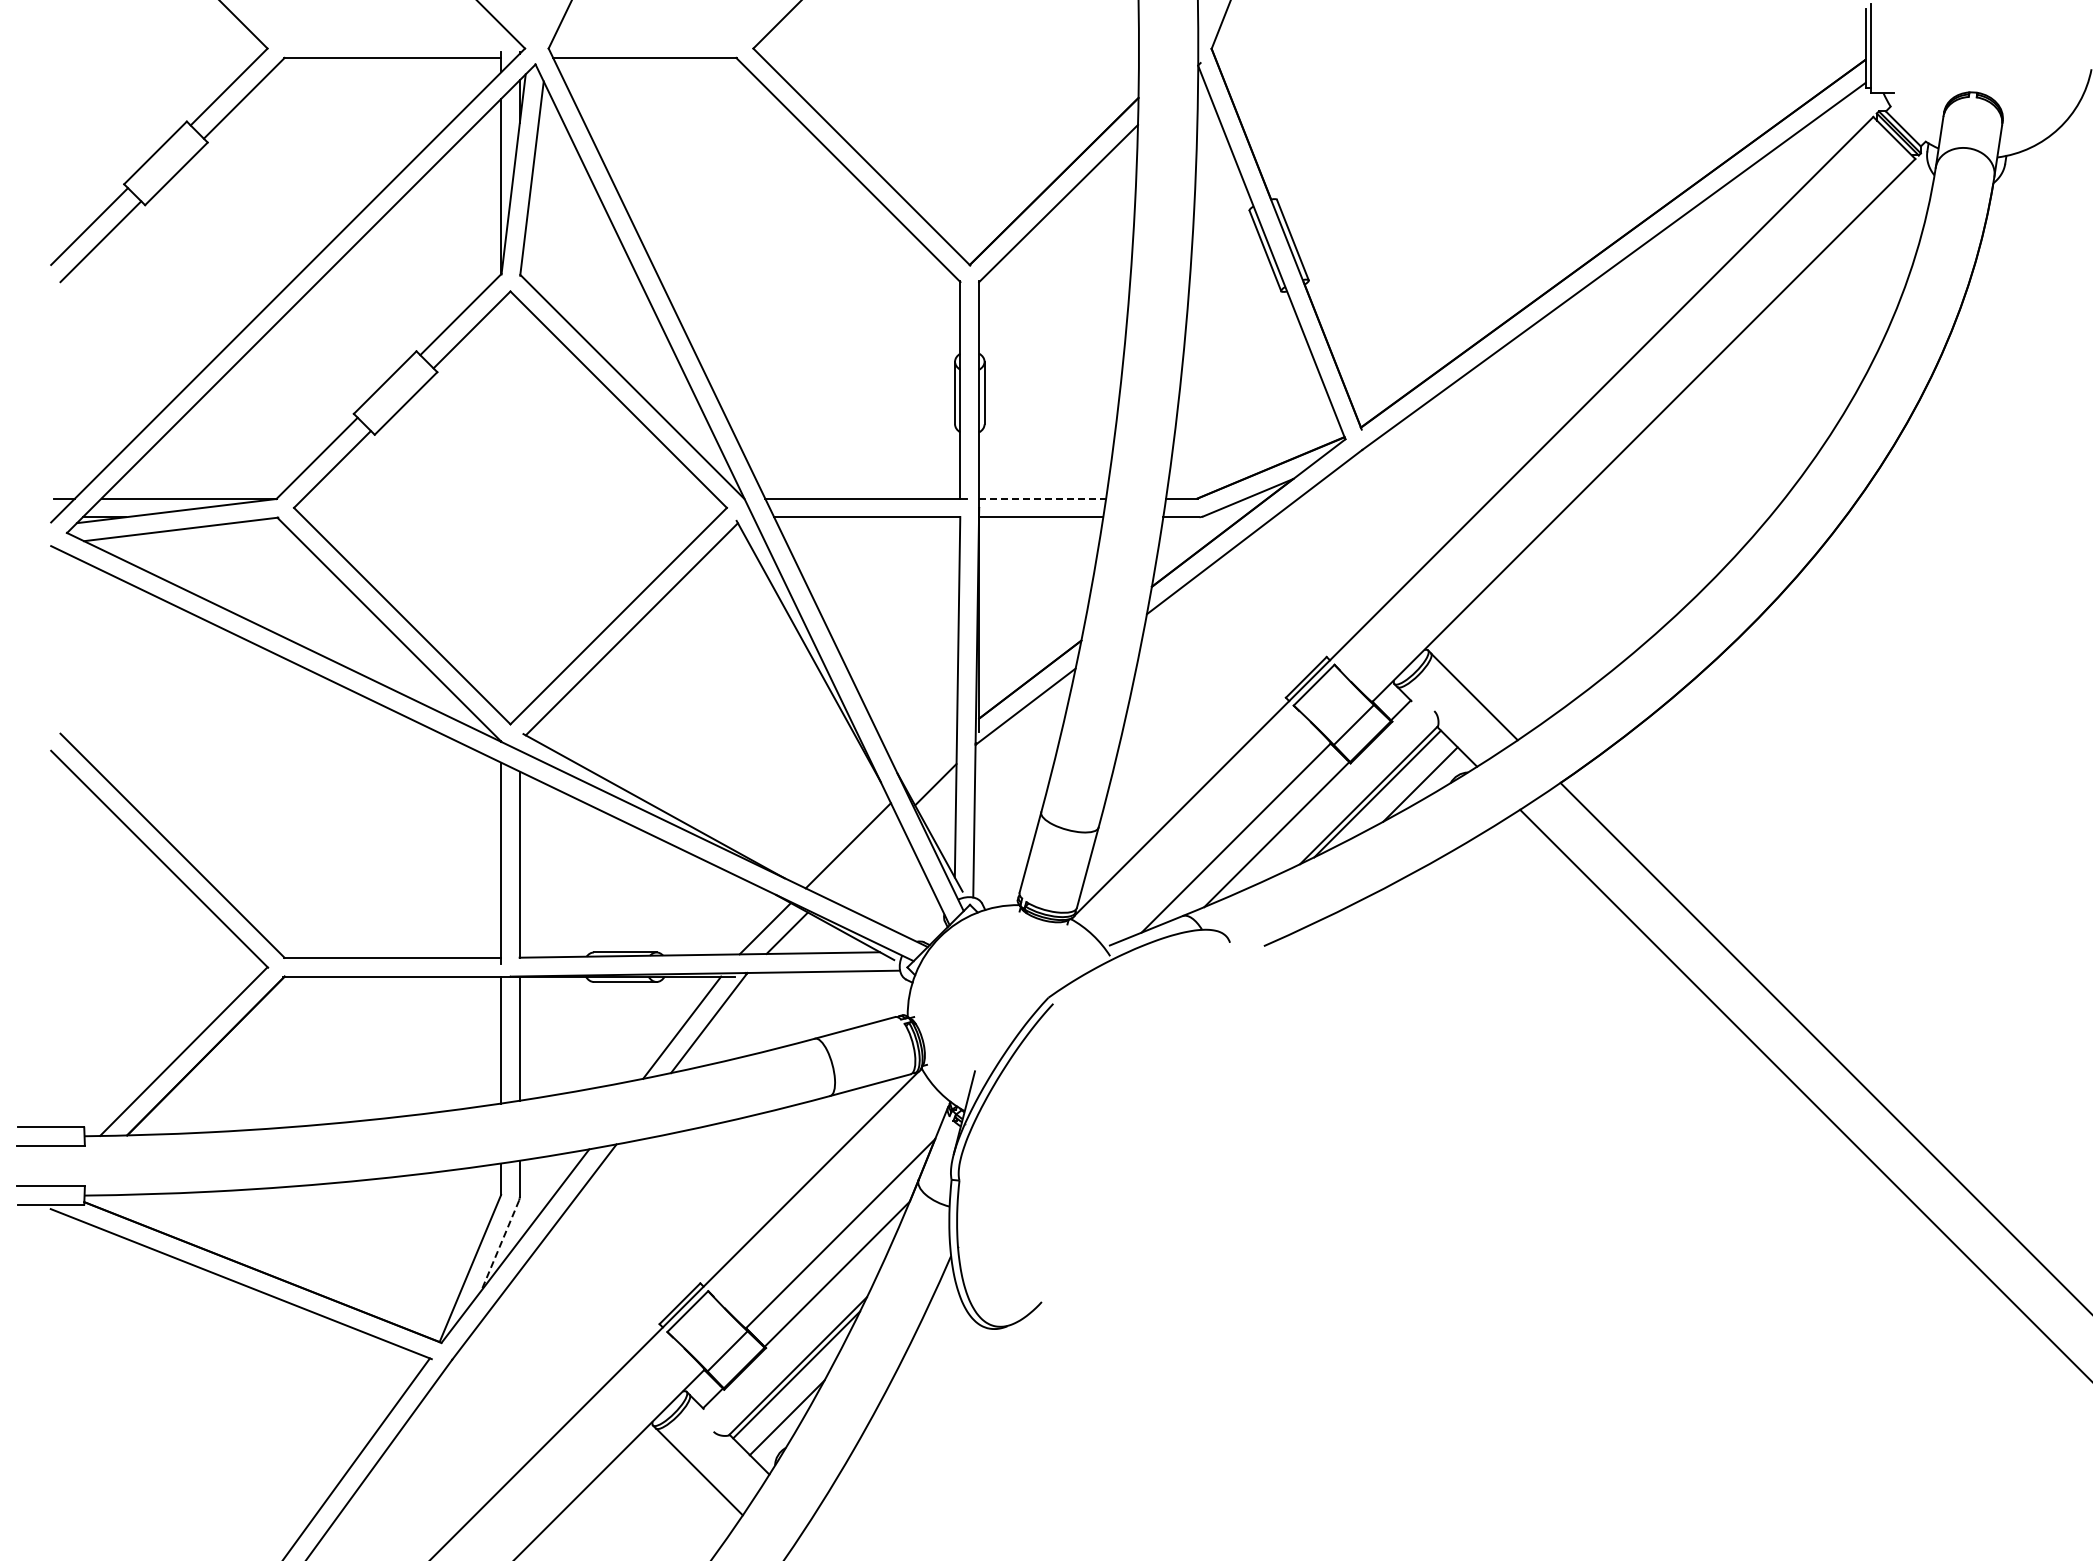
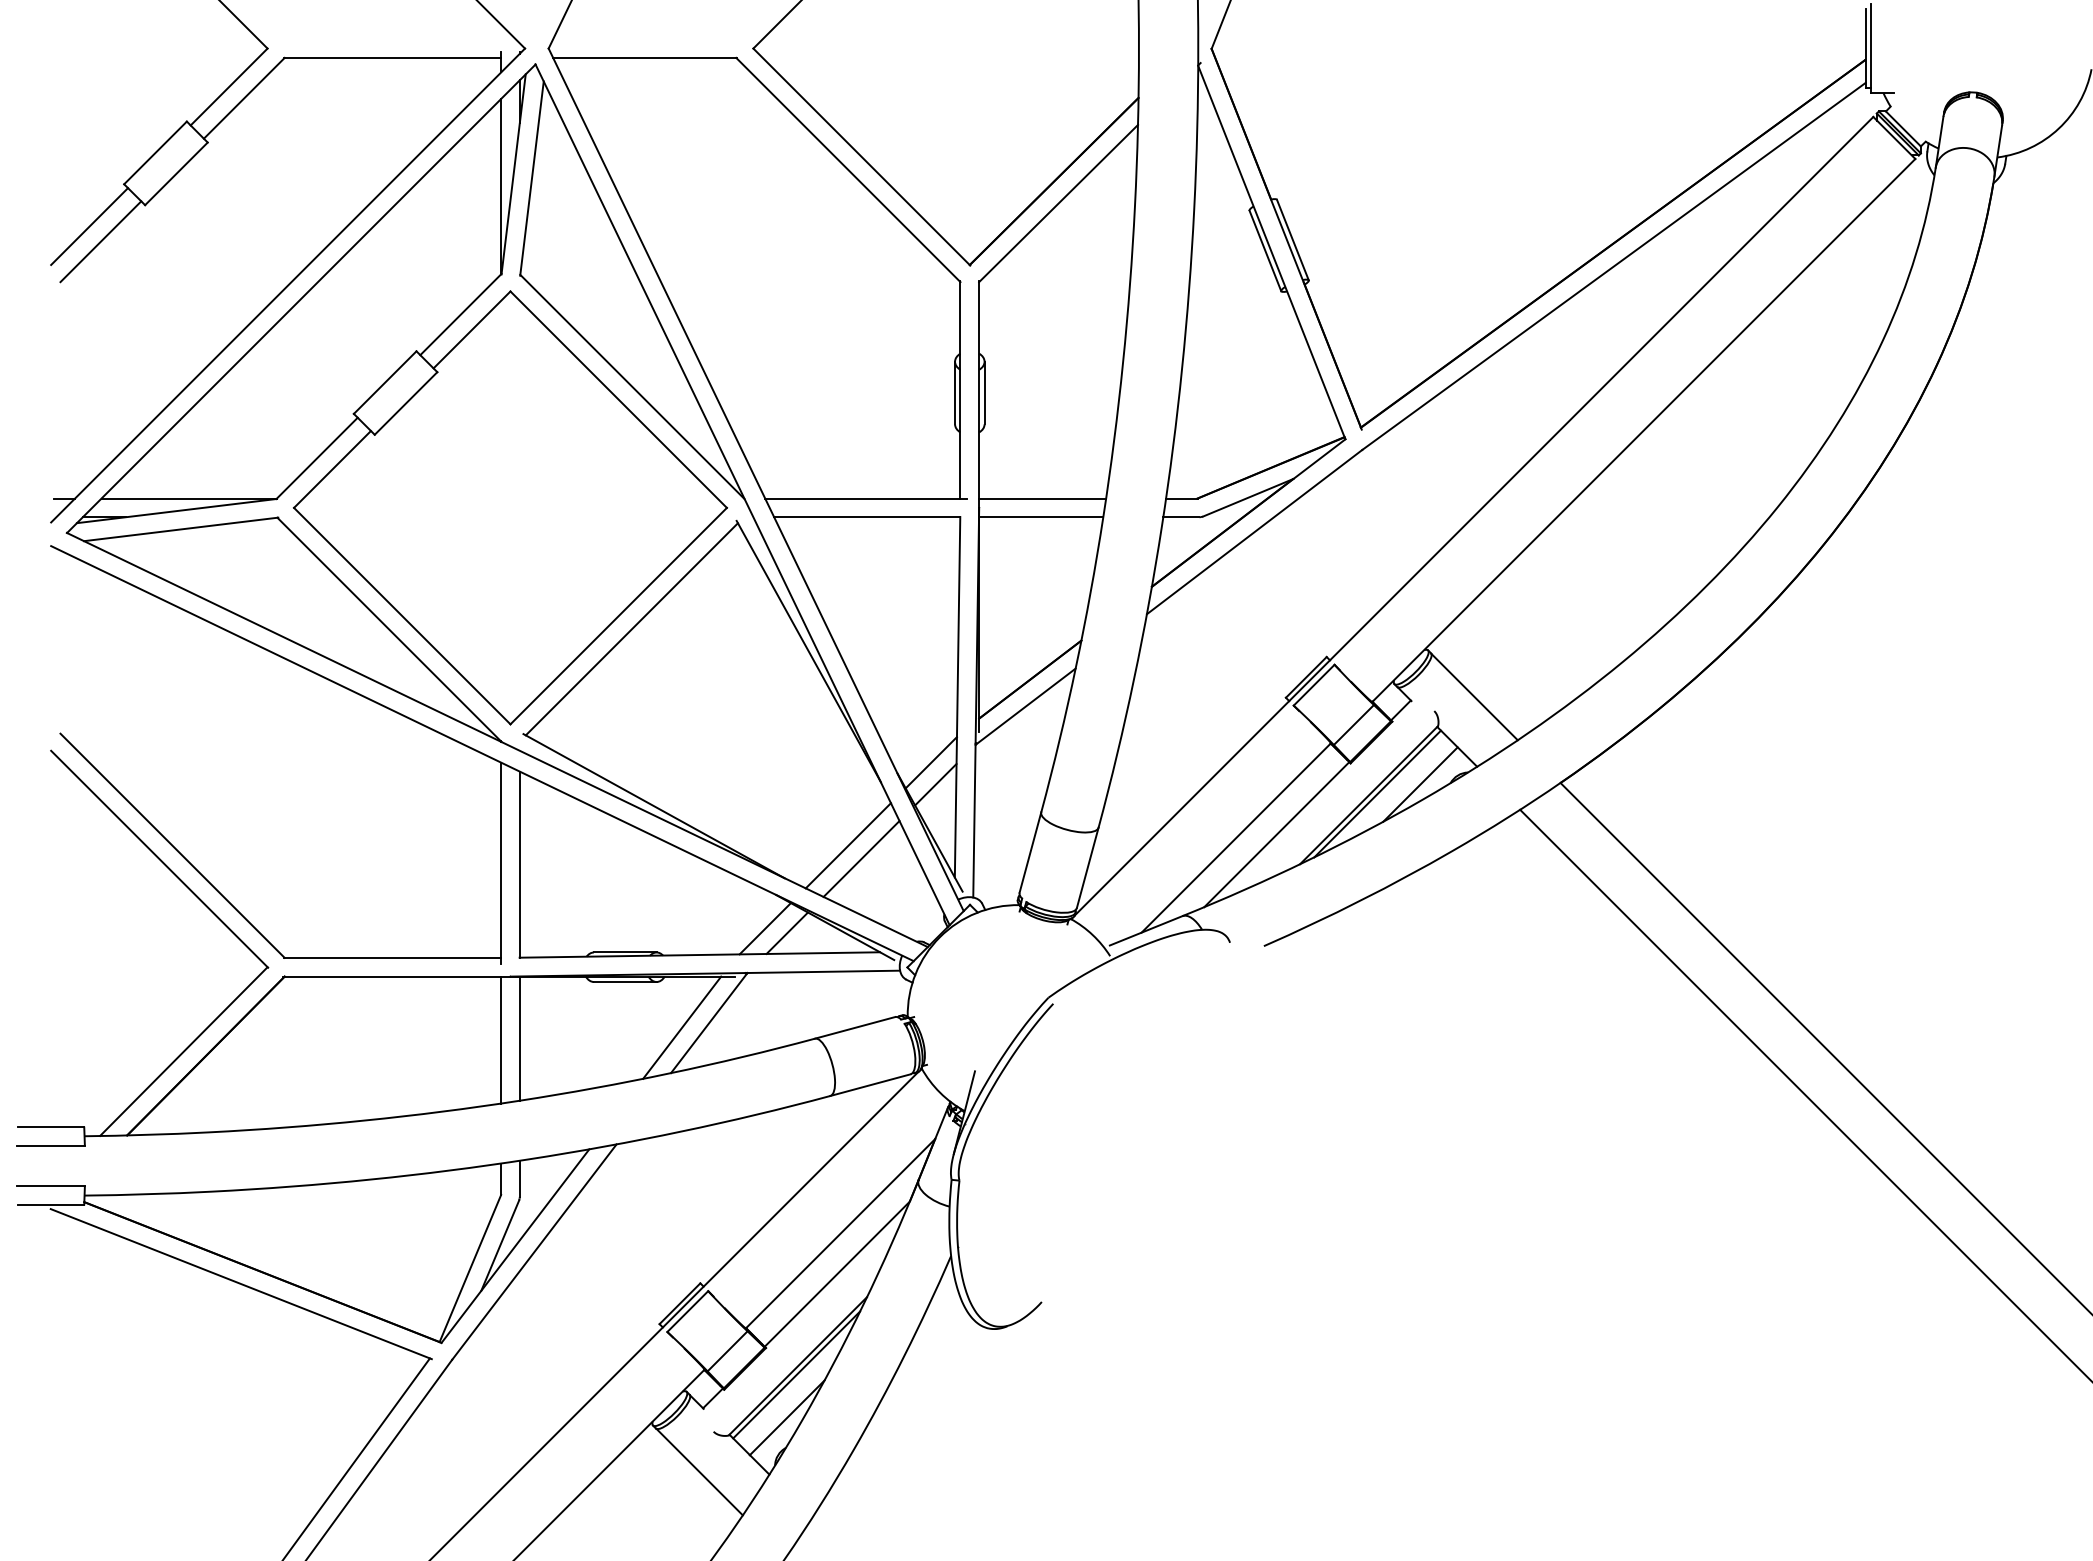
line: dashed -> solid (1043, 498)
line: none -> present (930, 762)
line: none -> present (861, 858)
line: dashed -> solid (500, 1245)
